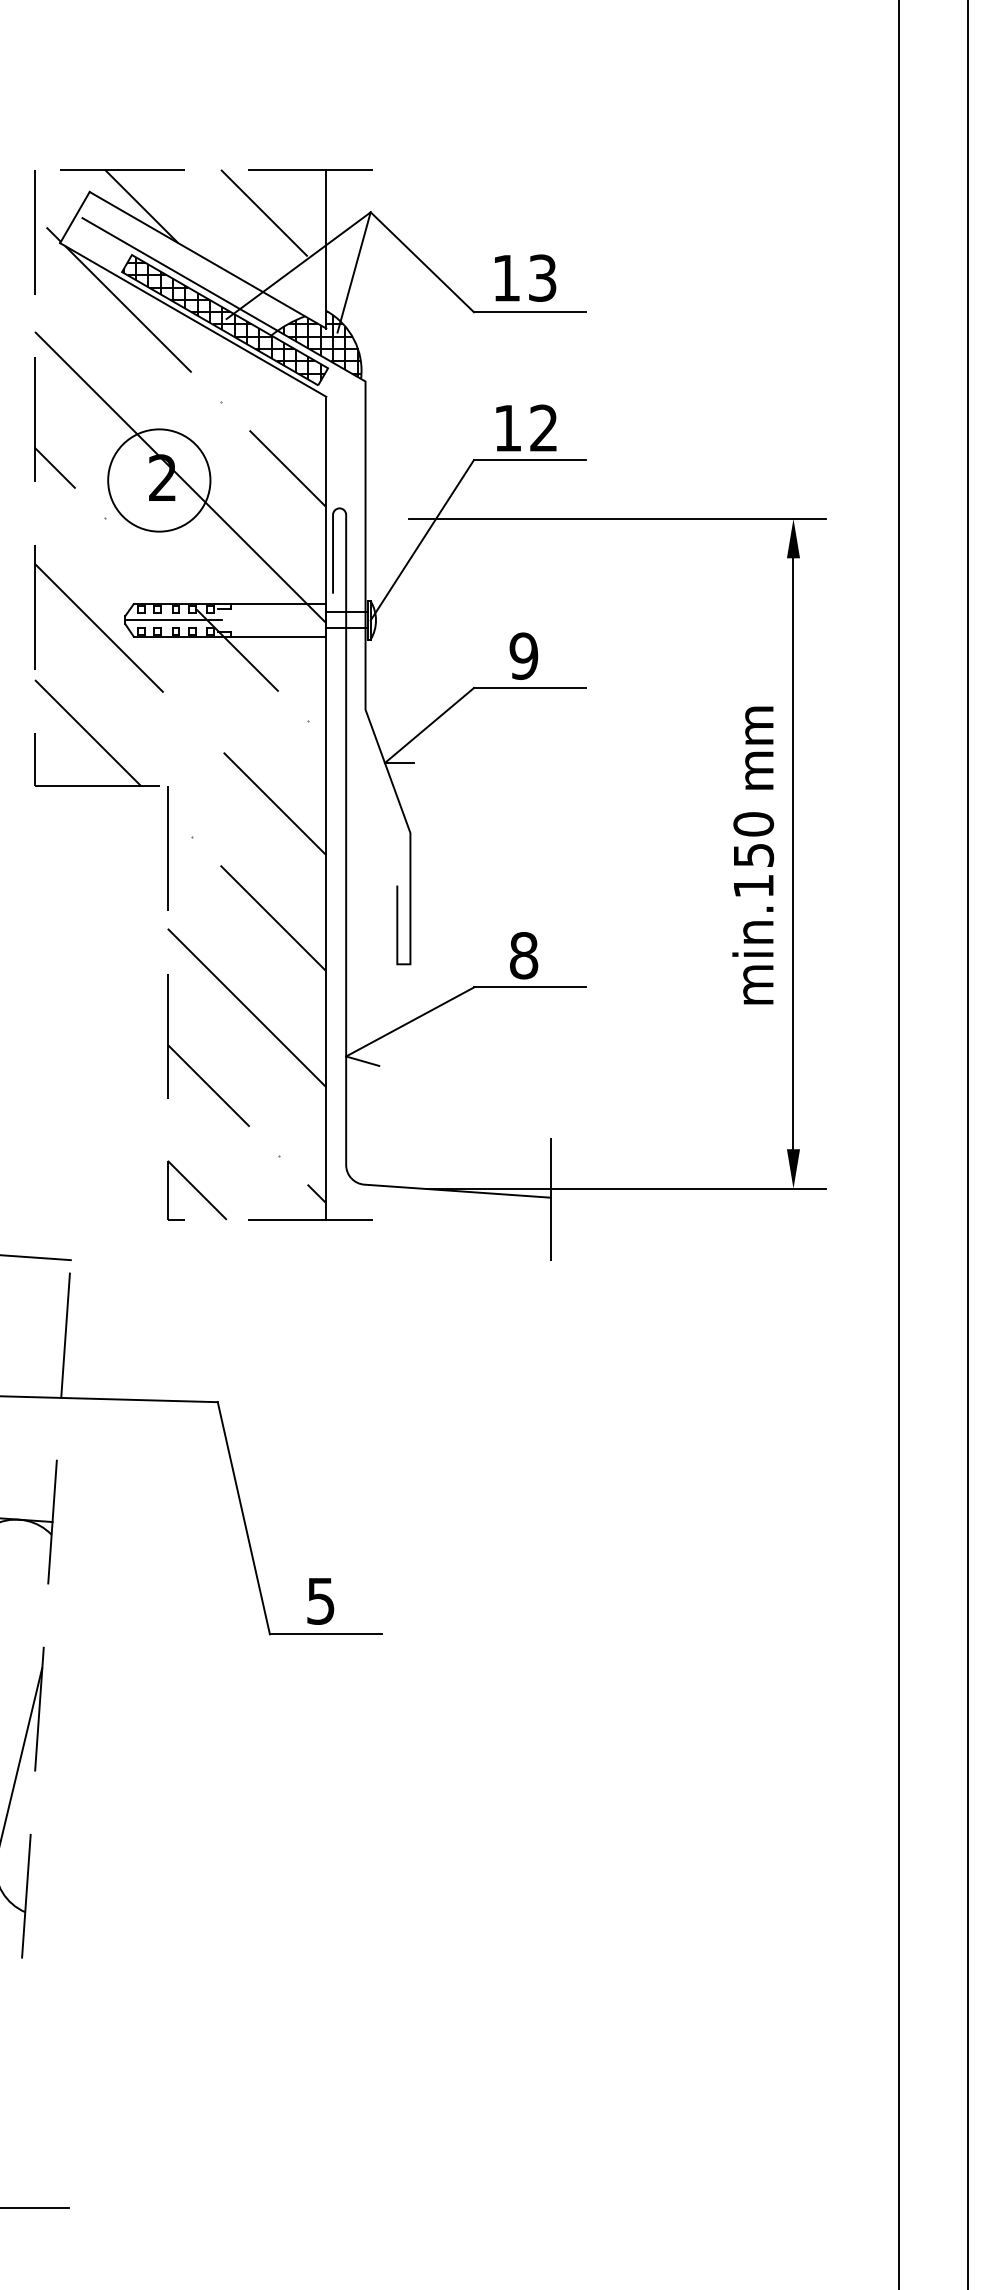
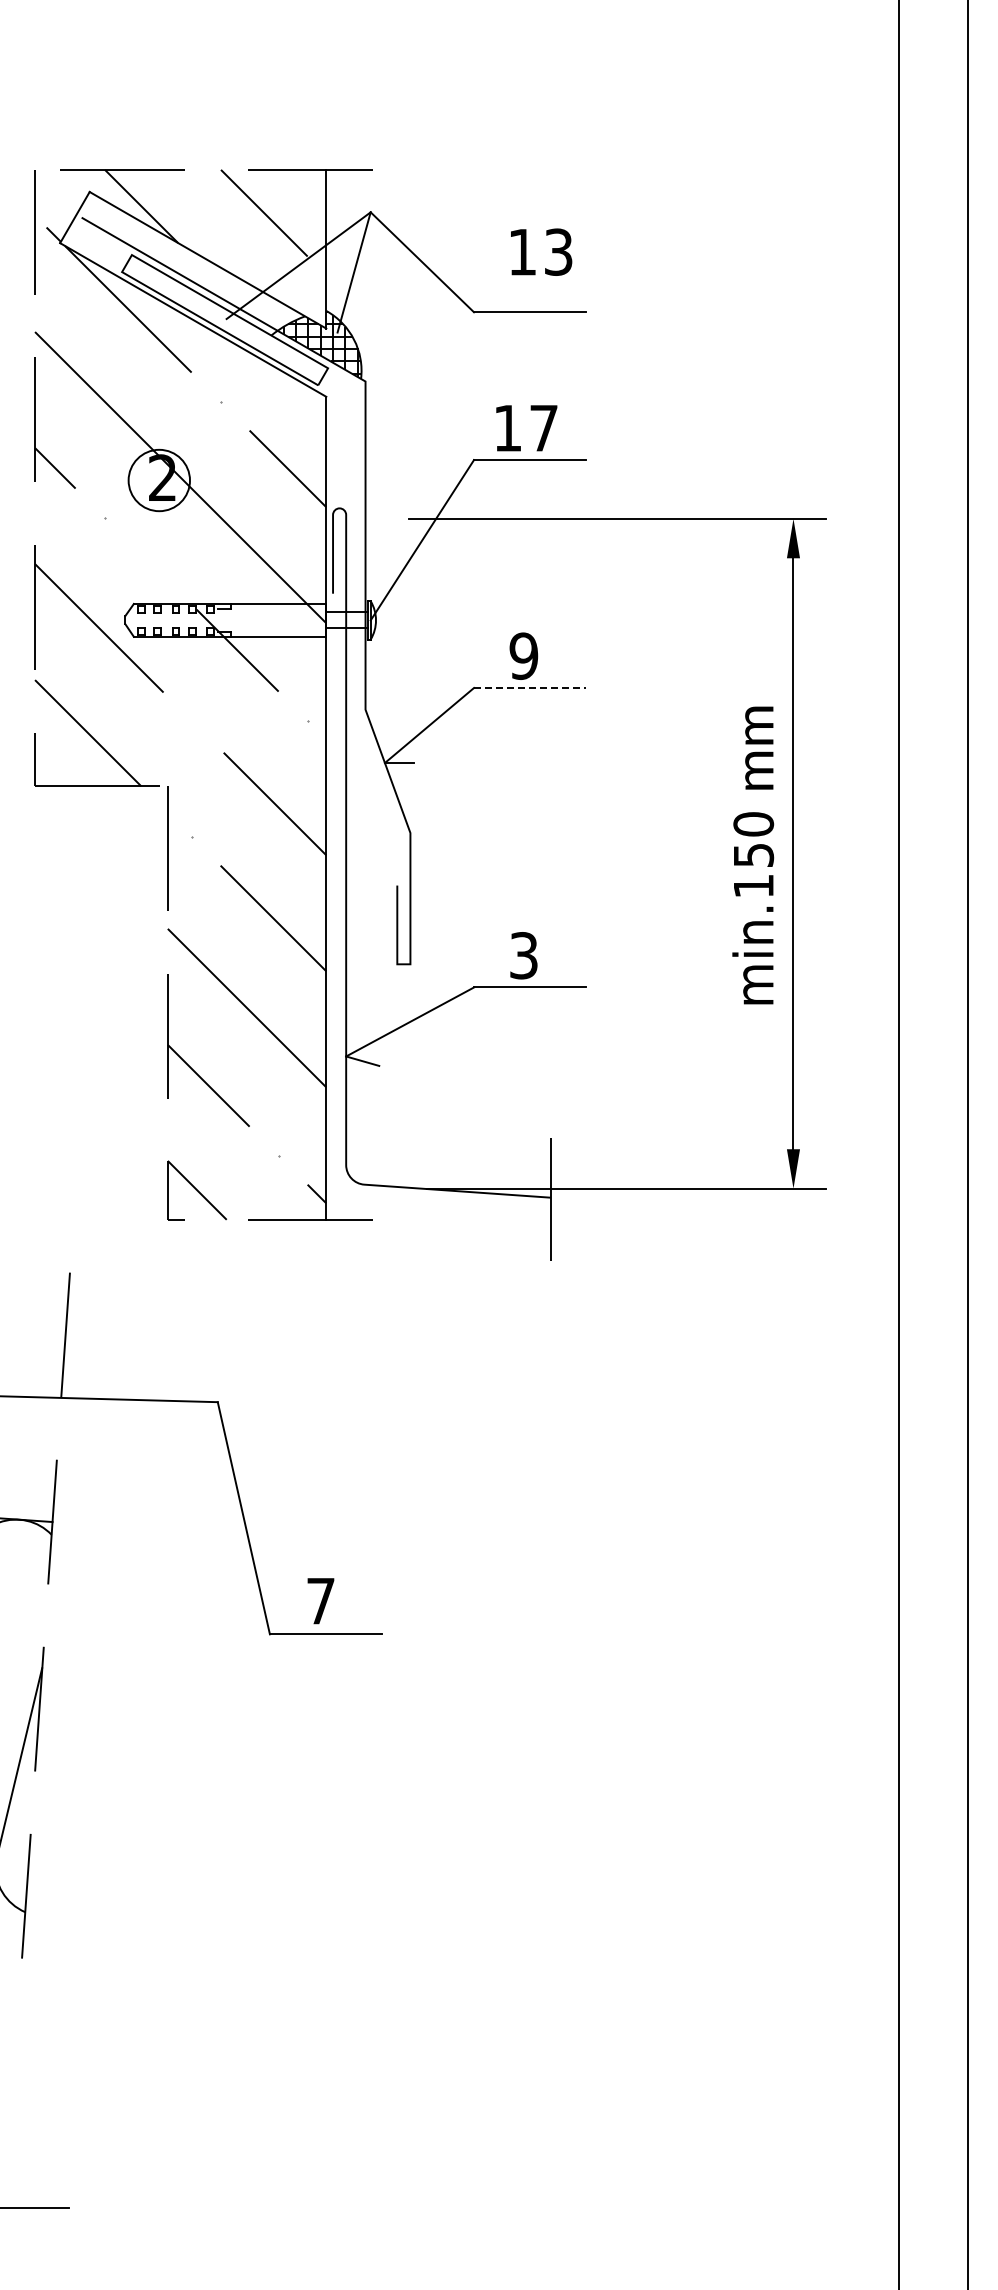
text position: (525, 277) -> (541, 251) (541, 251)
hatch: present -> none (223, 318)
text: 12 -> 17 (543, 427)
circle diameter: 102 px -> 61 px (159, 480)
line: present -> none (173, 620)
line: solid -> dashed (529, 688)
text: 8 -> 3 (524, 955)
line: present -> none (36, 1257)
text: 5 -> 7 (320, 1601)
